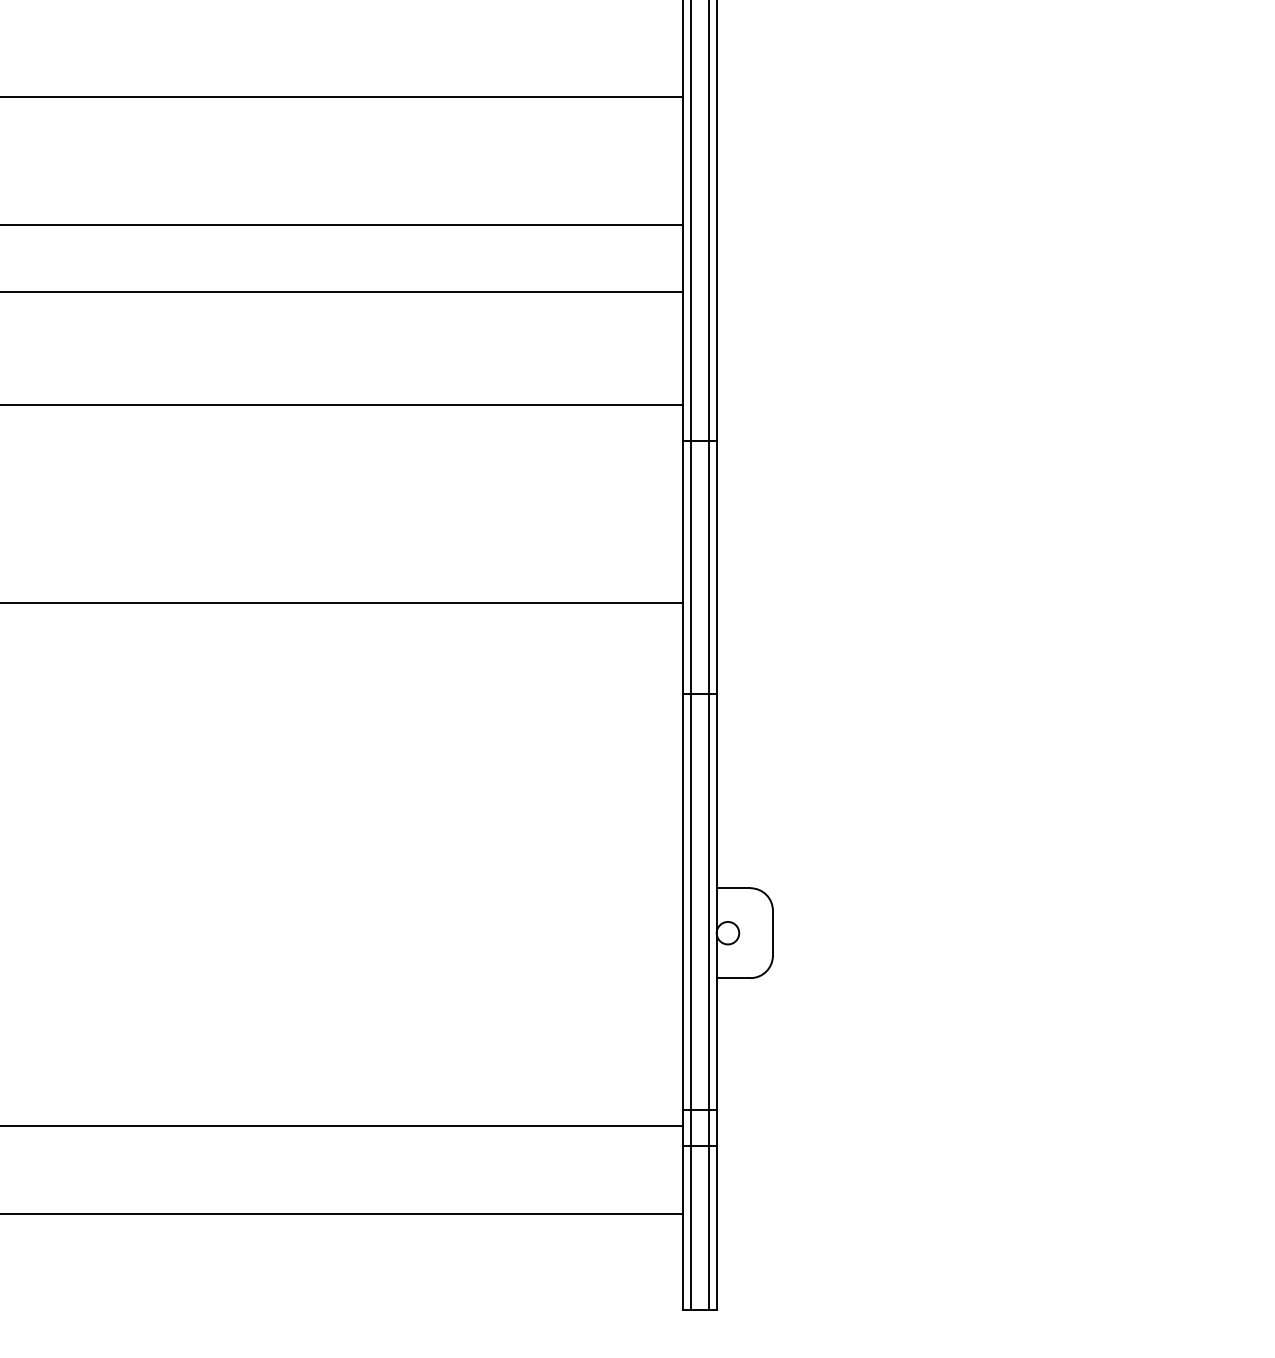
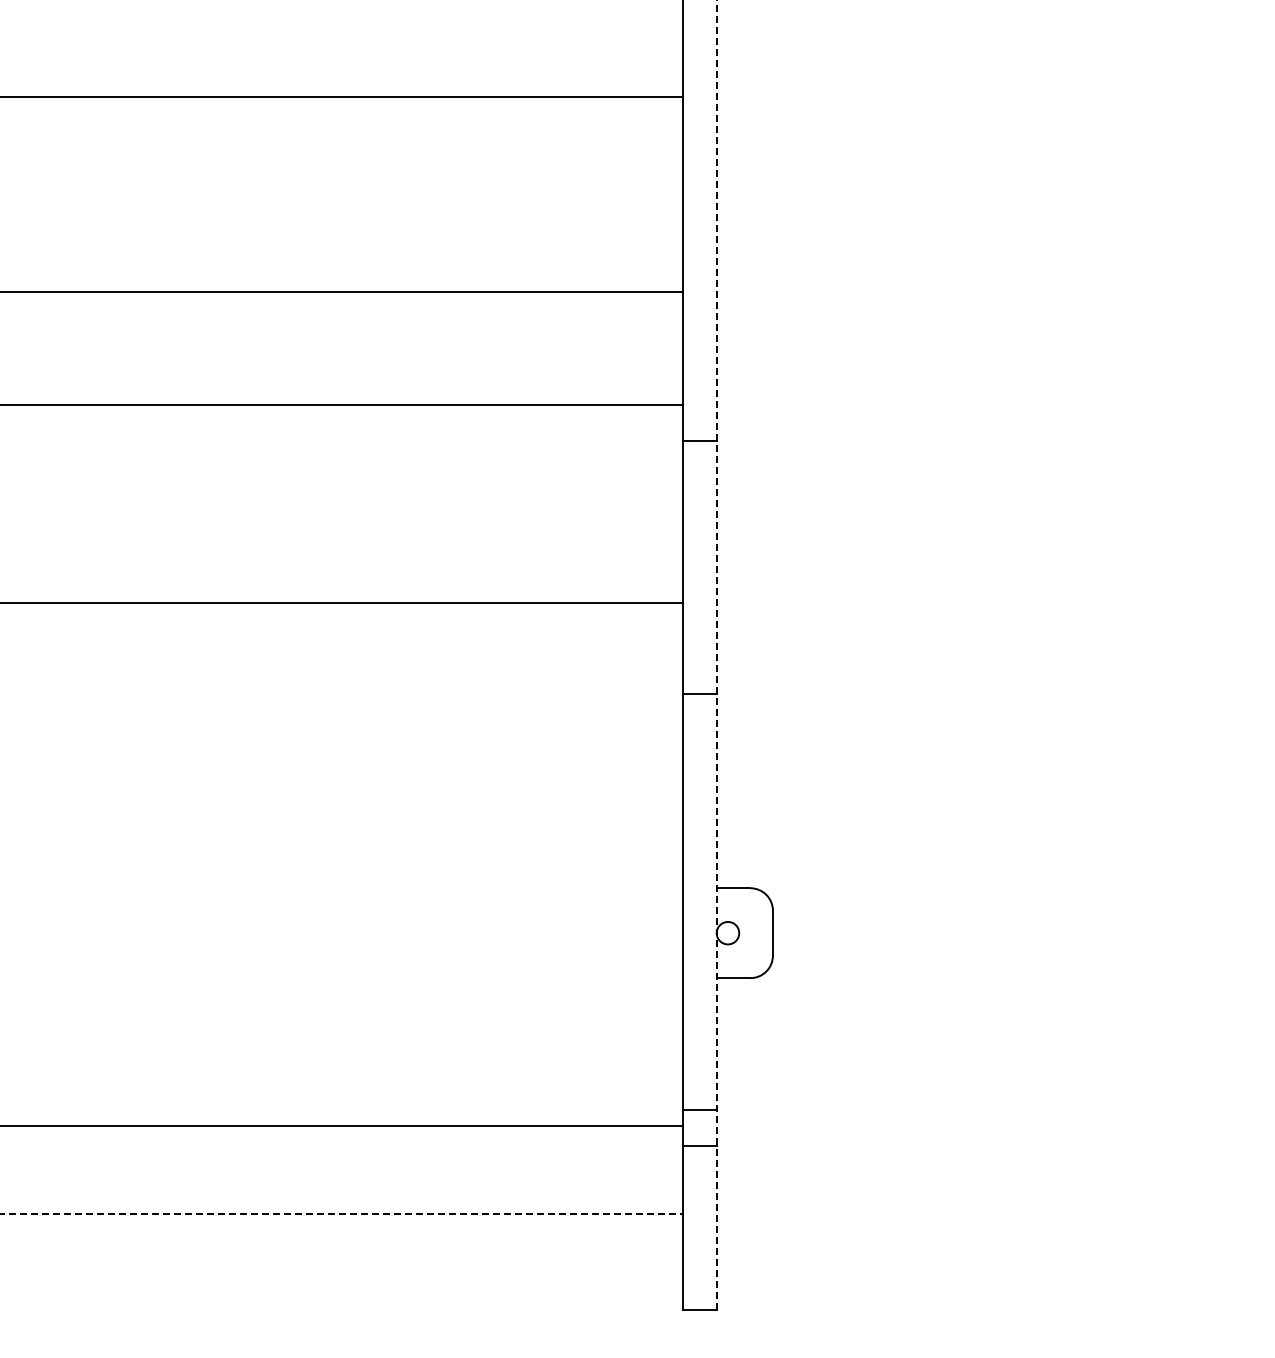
line: present -> none (342, 225)
line: solid -> dashed (716, 655)
line: present -> none (690, 656)
line: present -> none (708, 656)
line: solid -> dashed (342, 1213)
